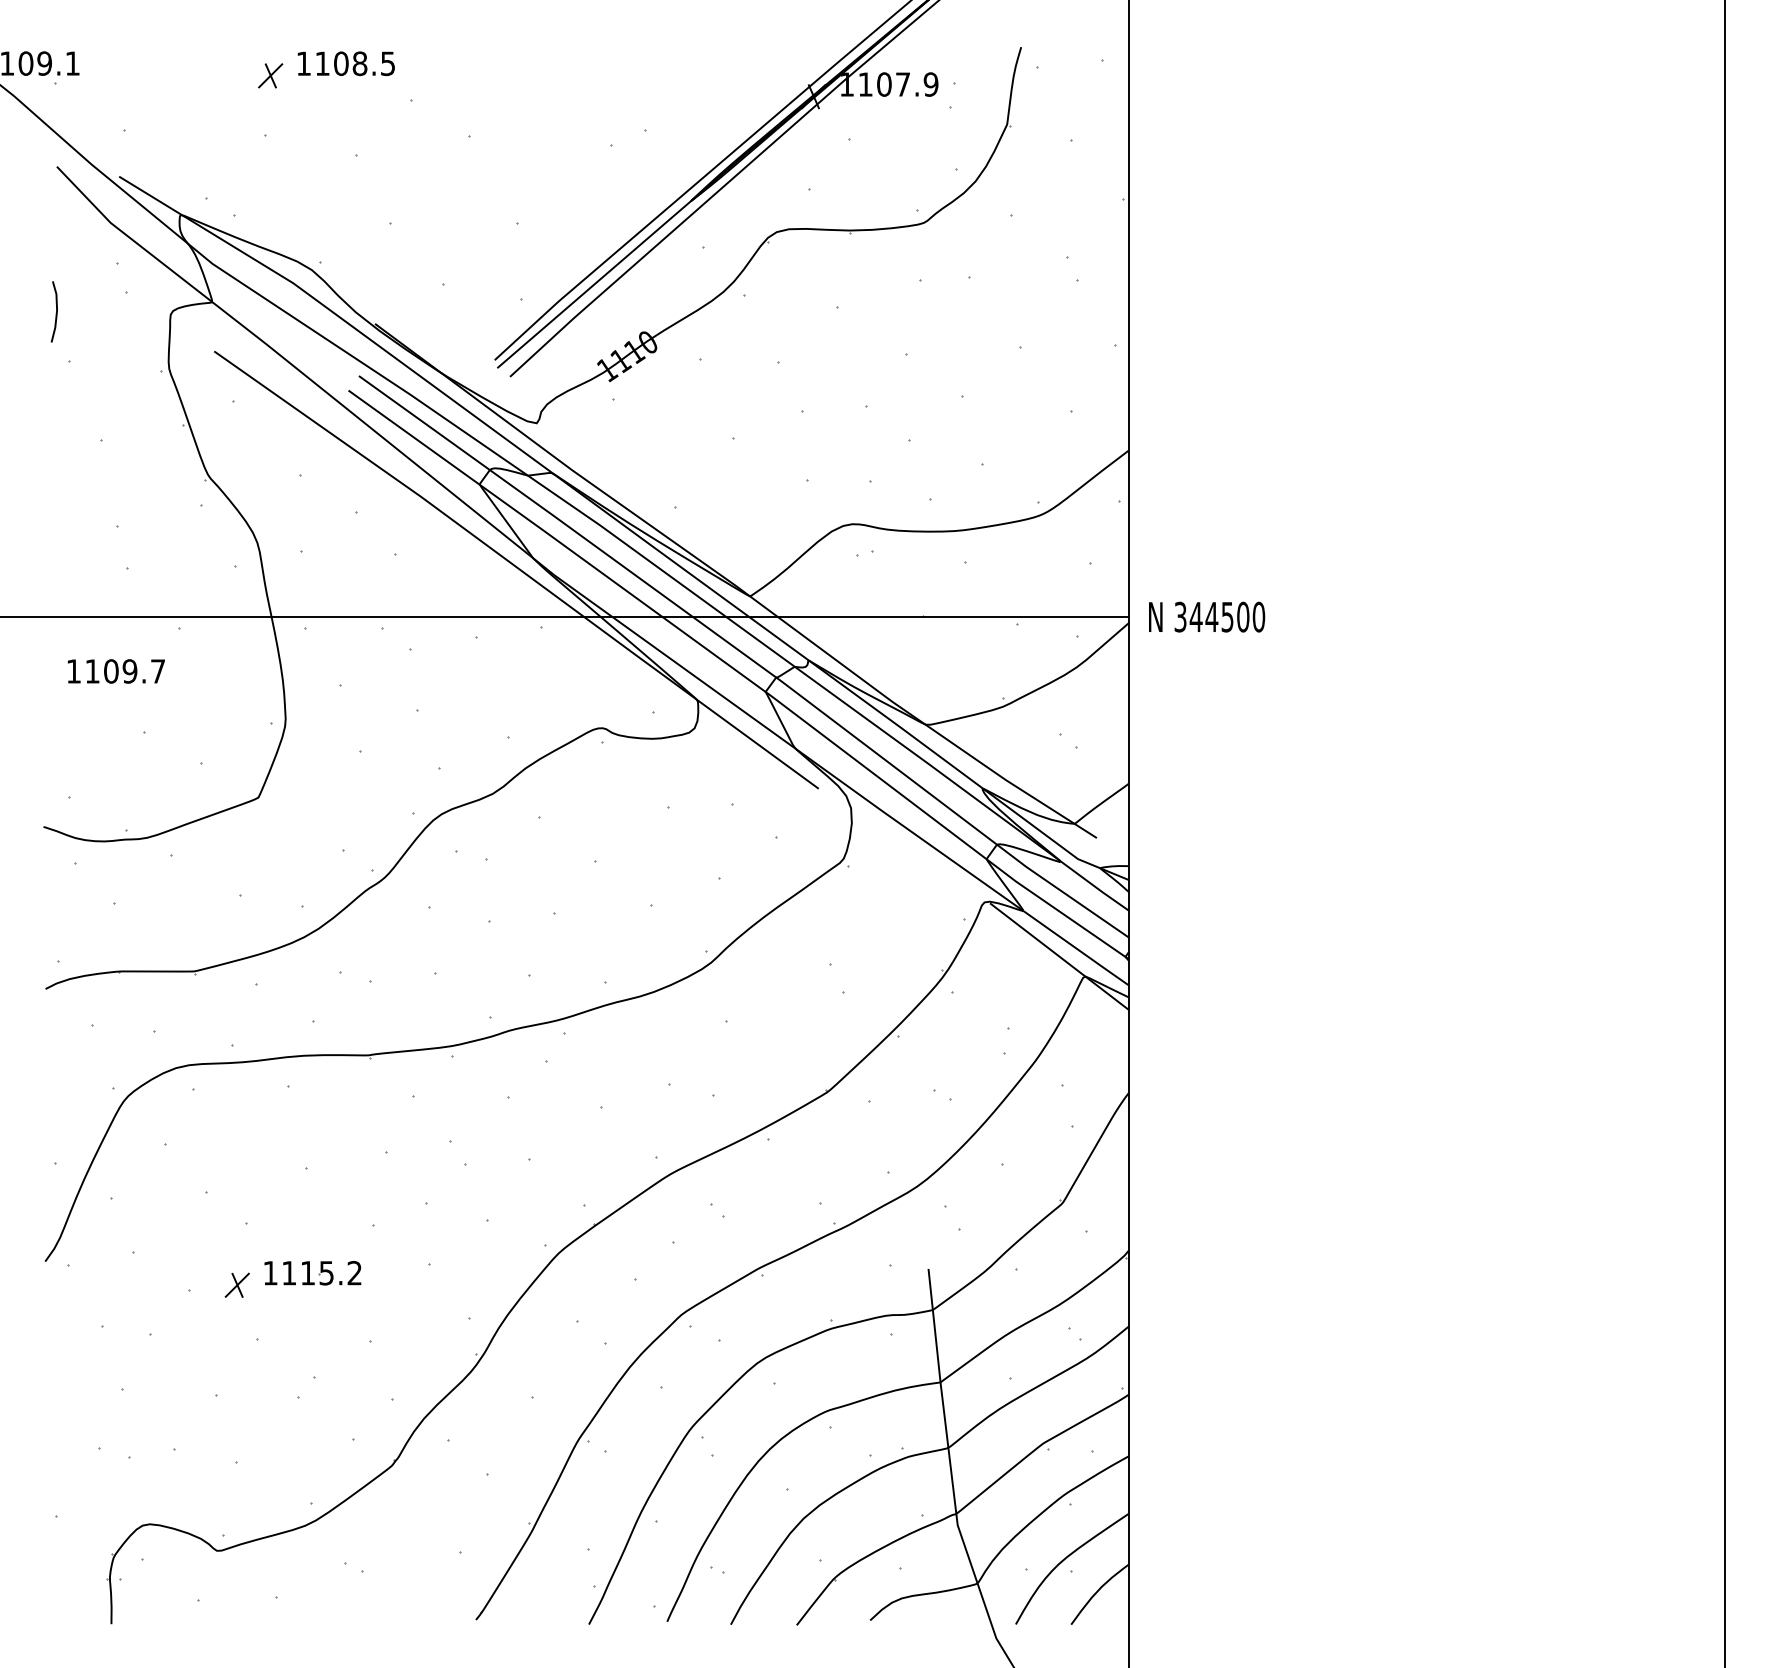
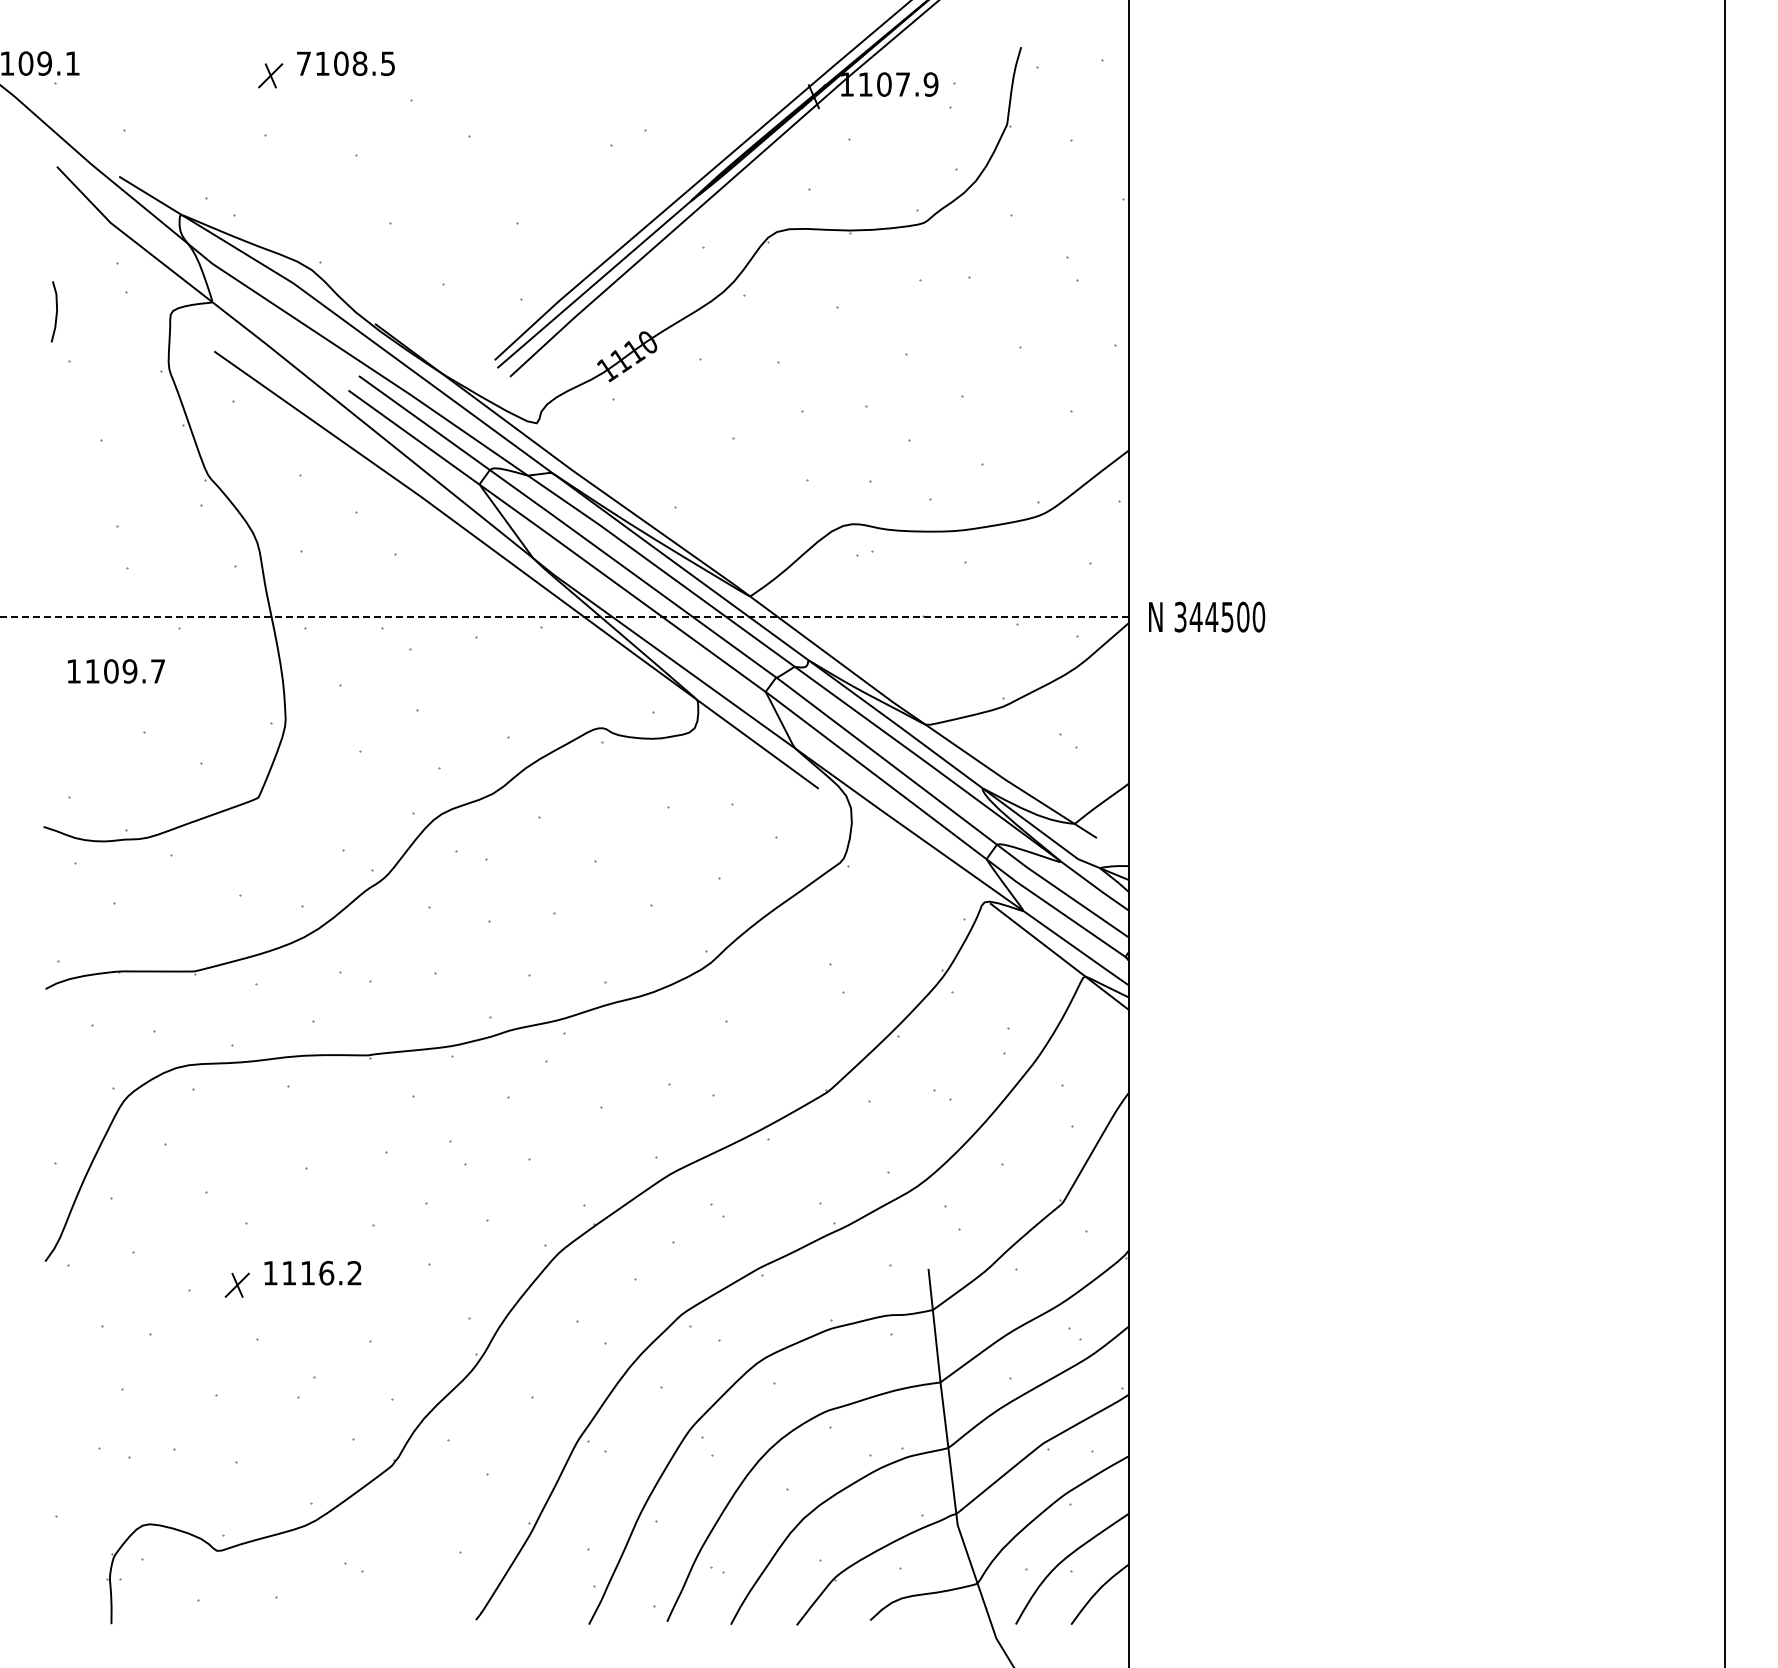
text: 1108.5 -> 7108.5 (303, 63)
line: solid -> dashed (564, 617)
text: 1115.2 -> 1116.2 (326, 1272)
